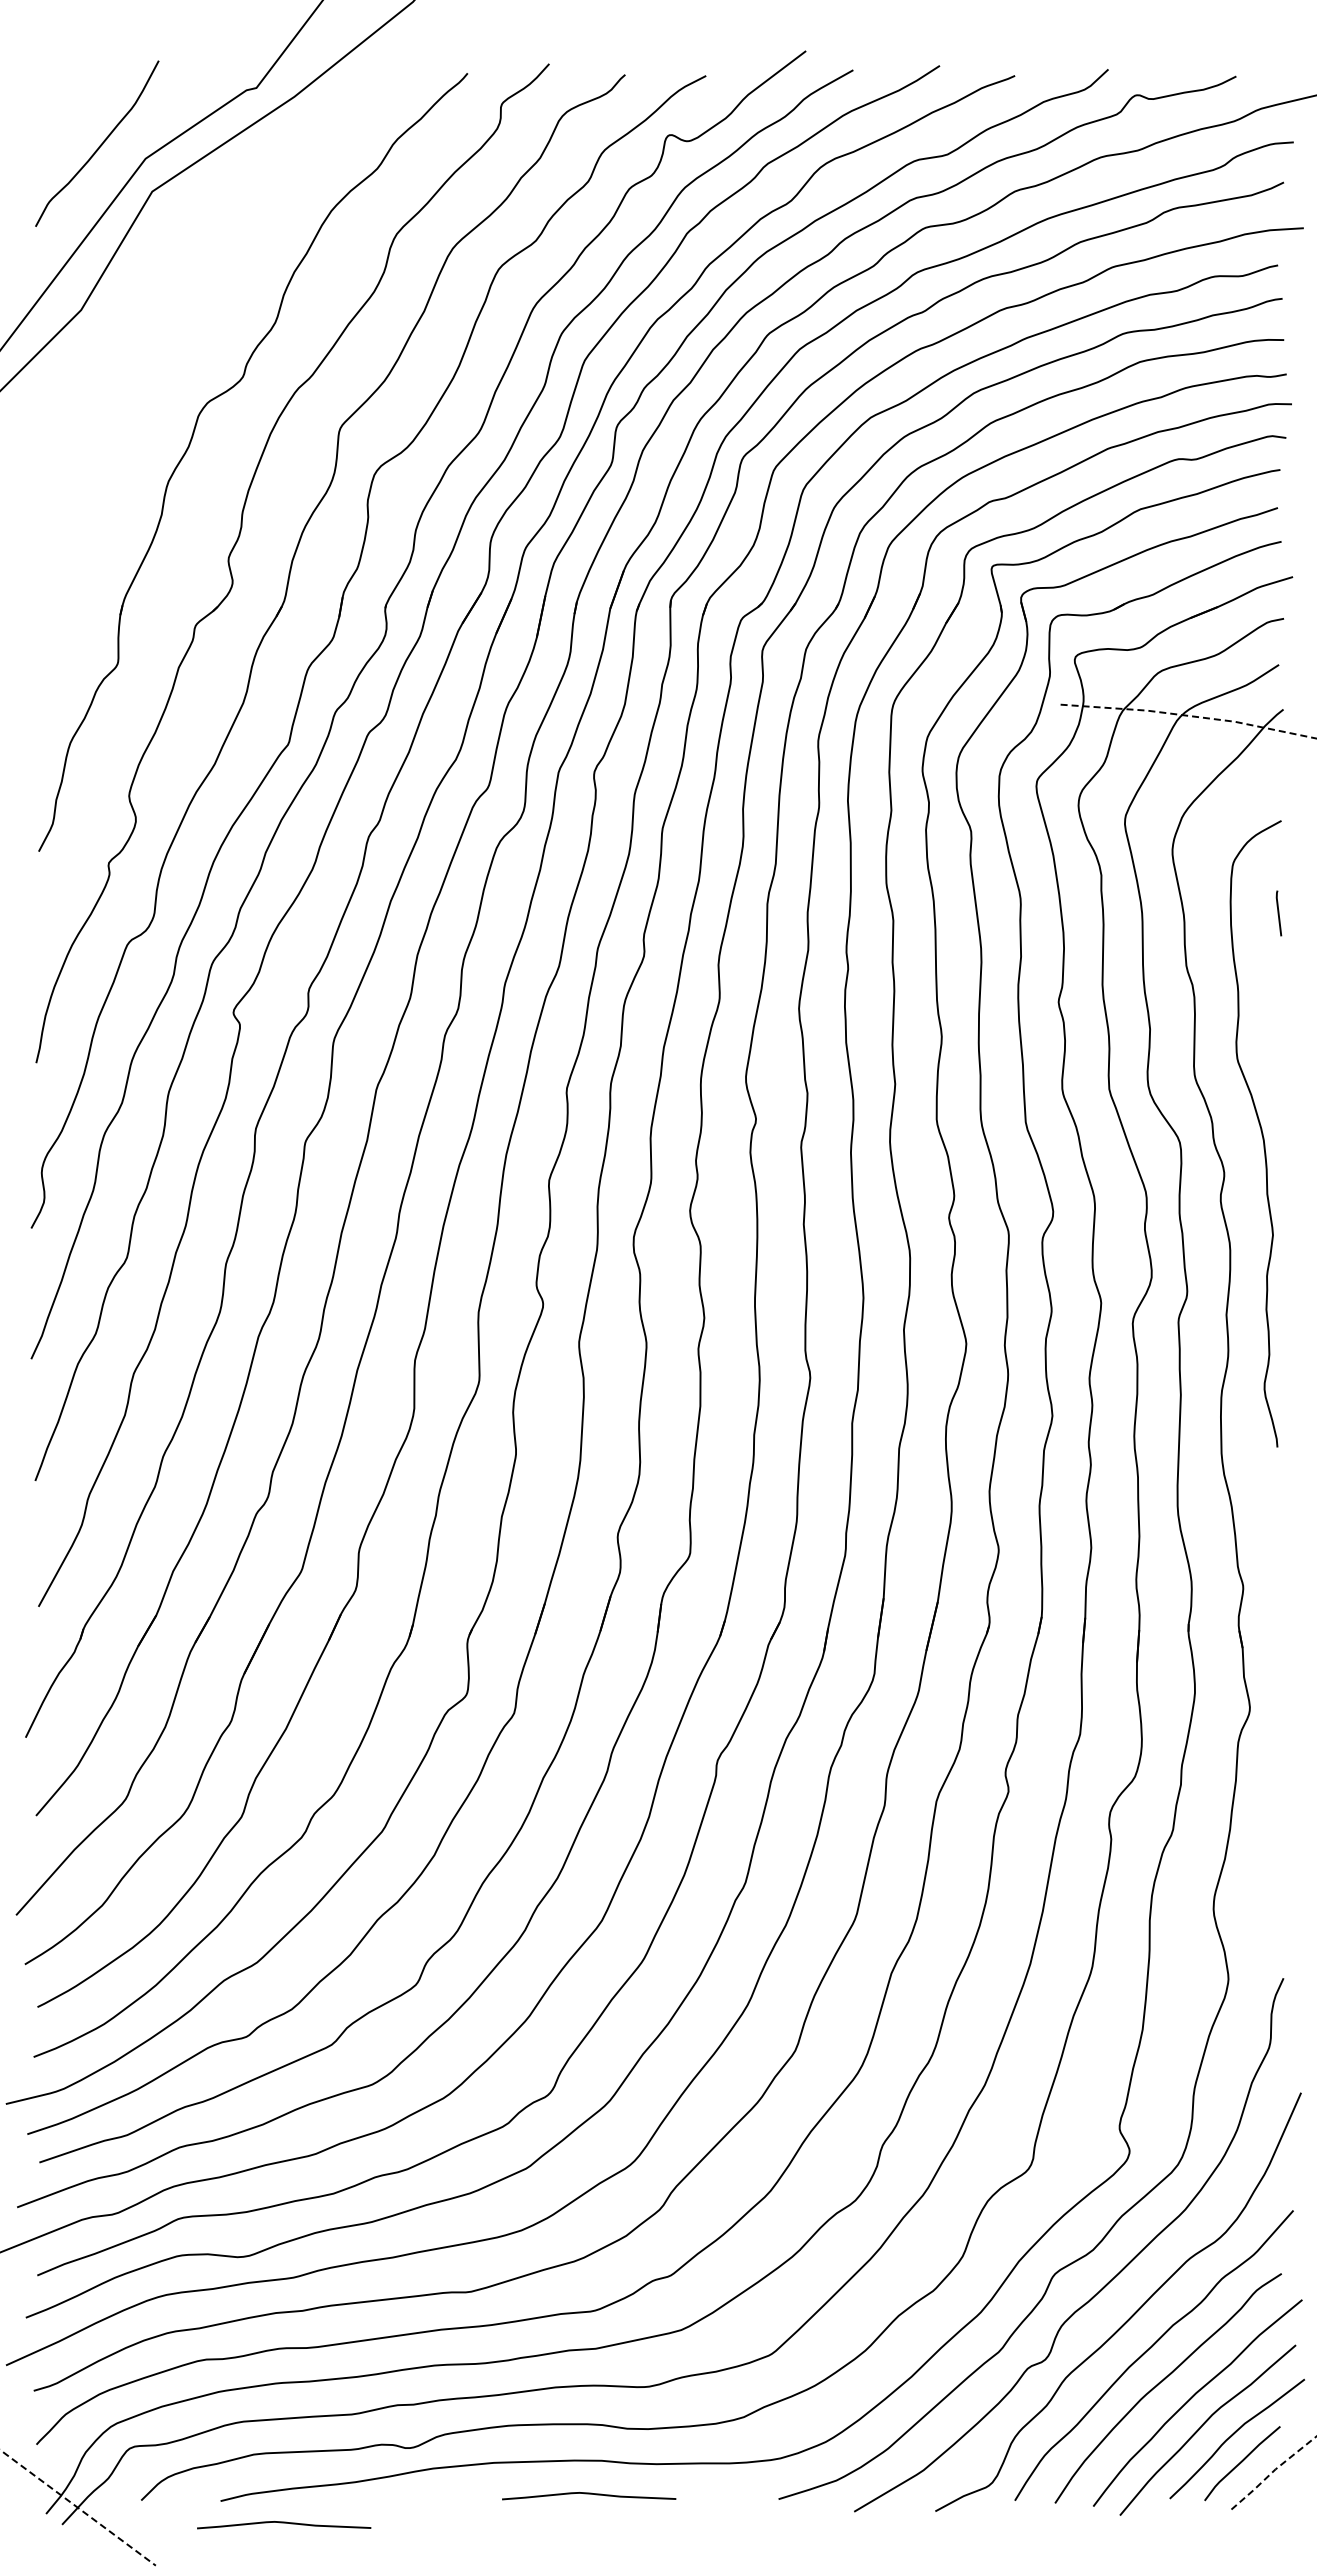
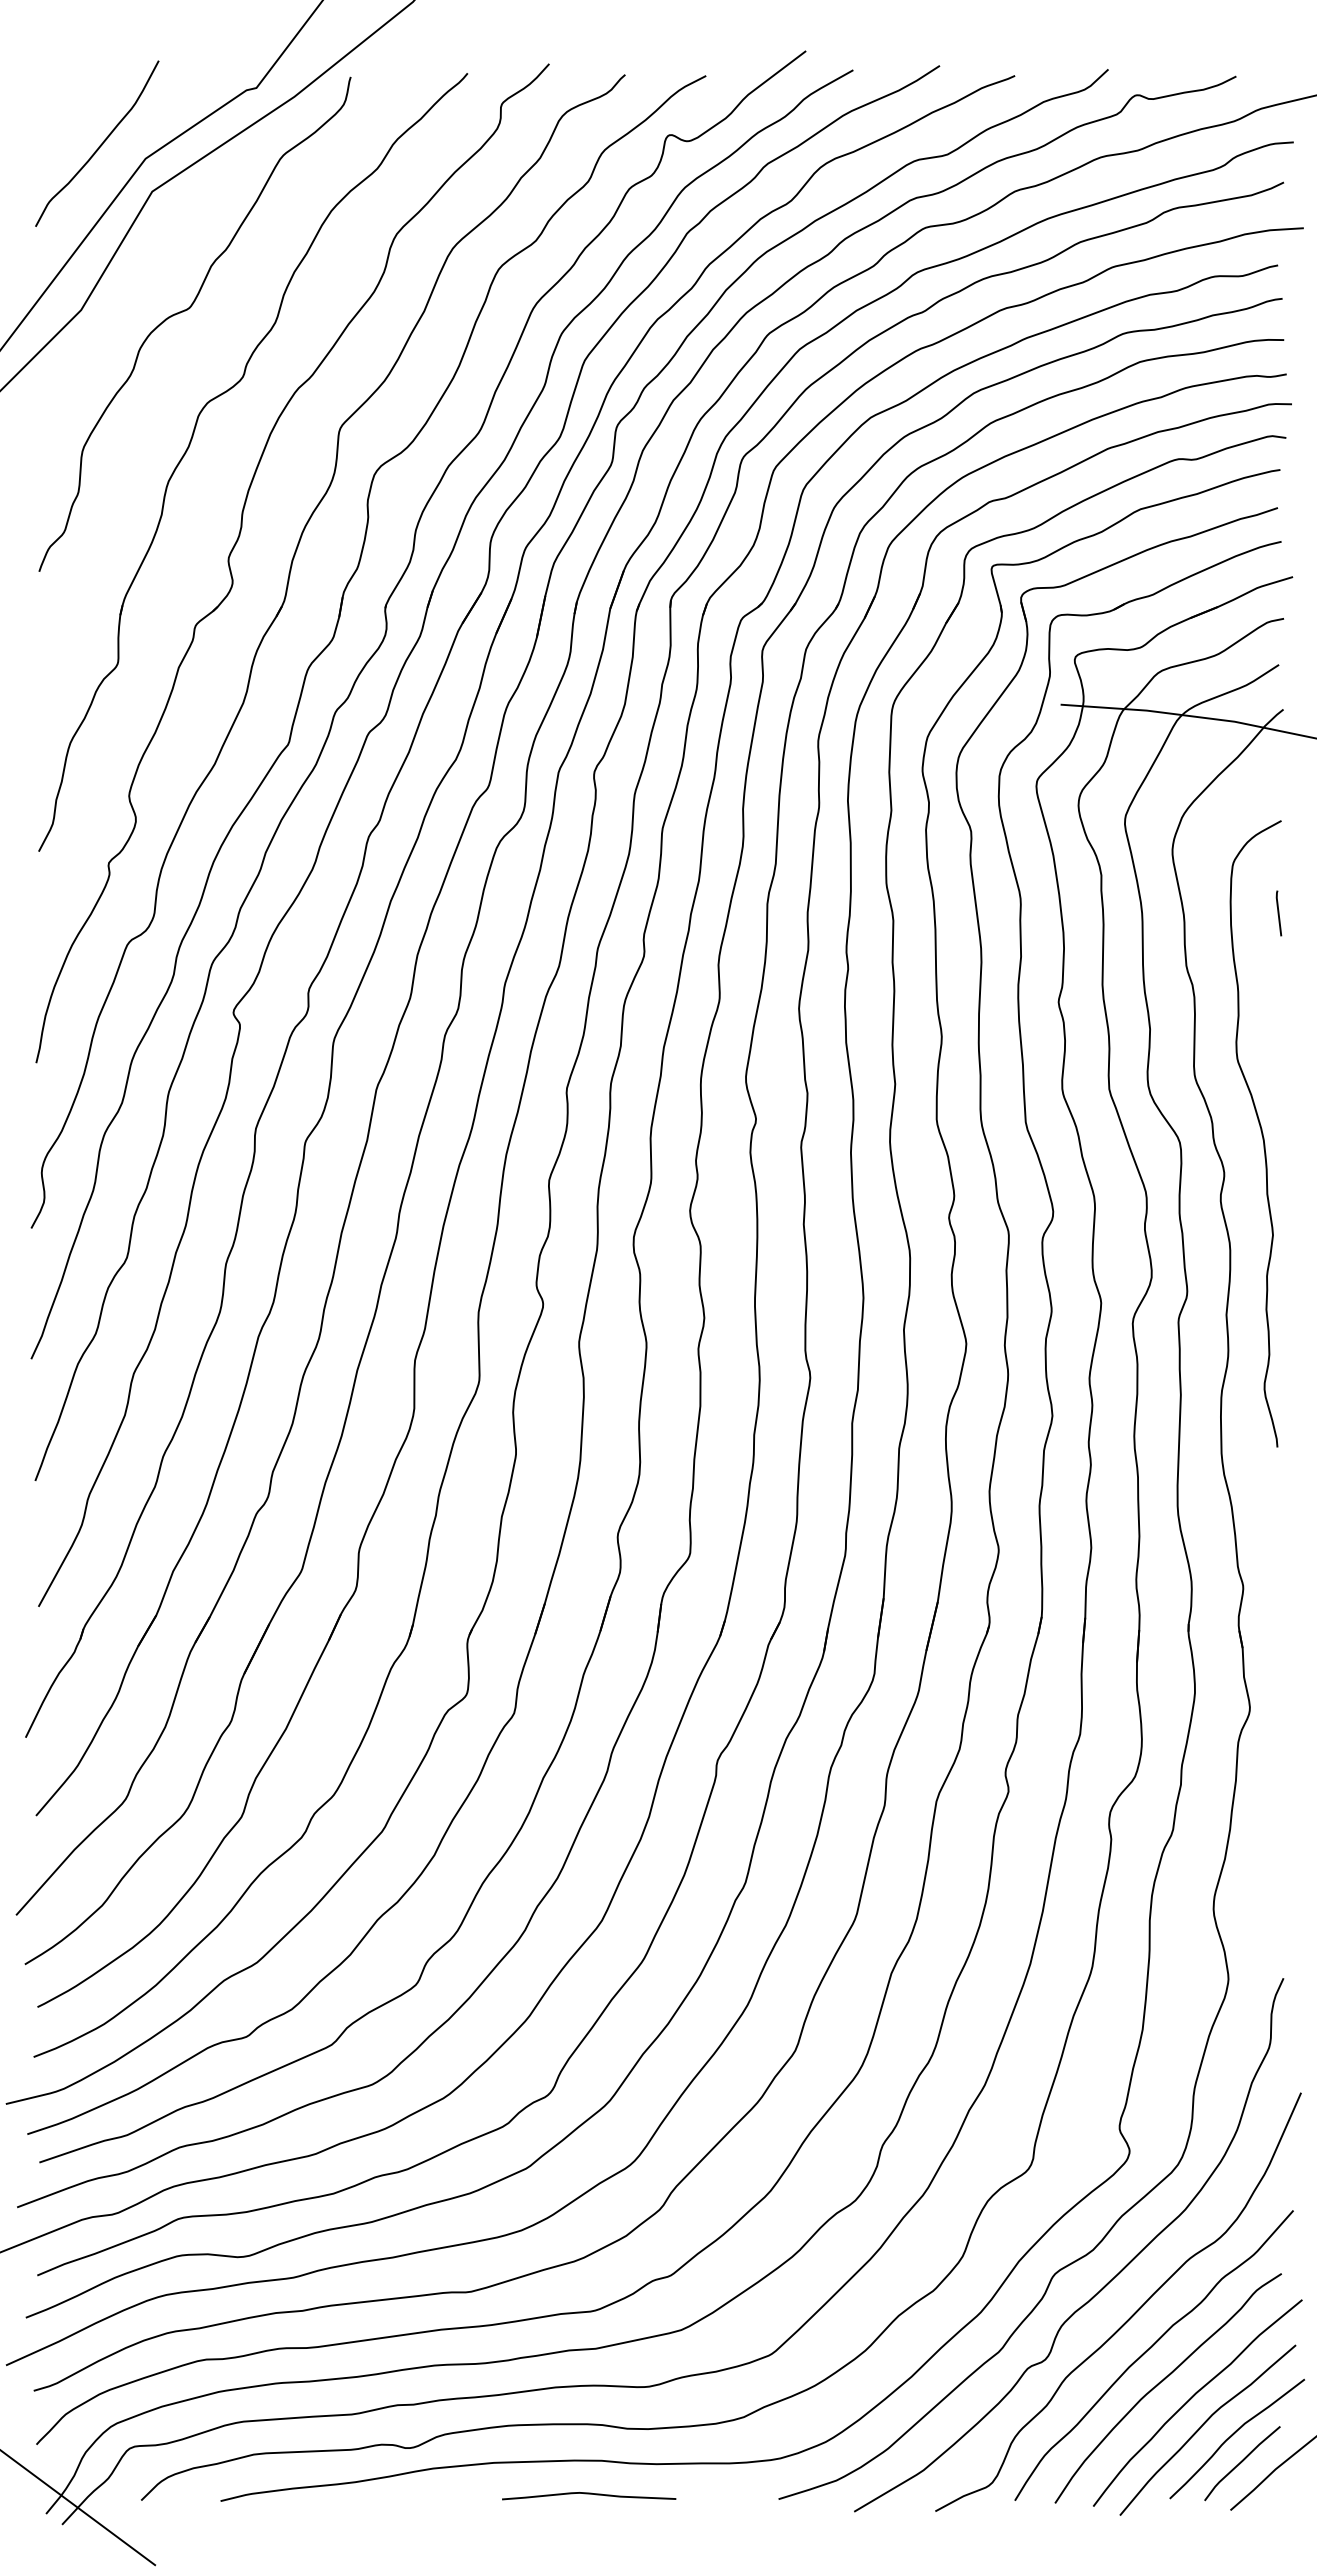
curve: none -> present (187, 310)
line: dashed -> solid (1189, 716)
line: dashed -> solid (1272, 2472)
line: dashed -> solid (78, 2507)
curve: present -> none (284, 2523)
